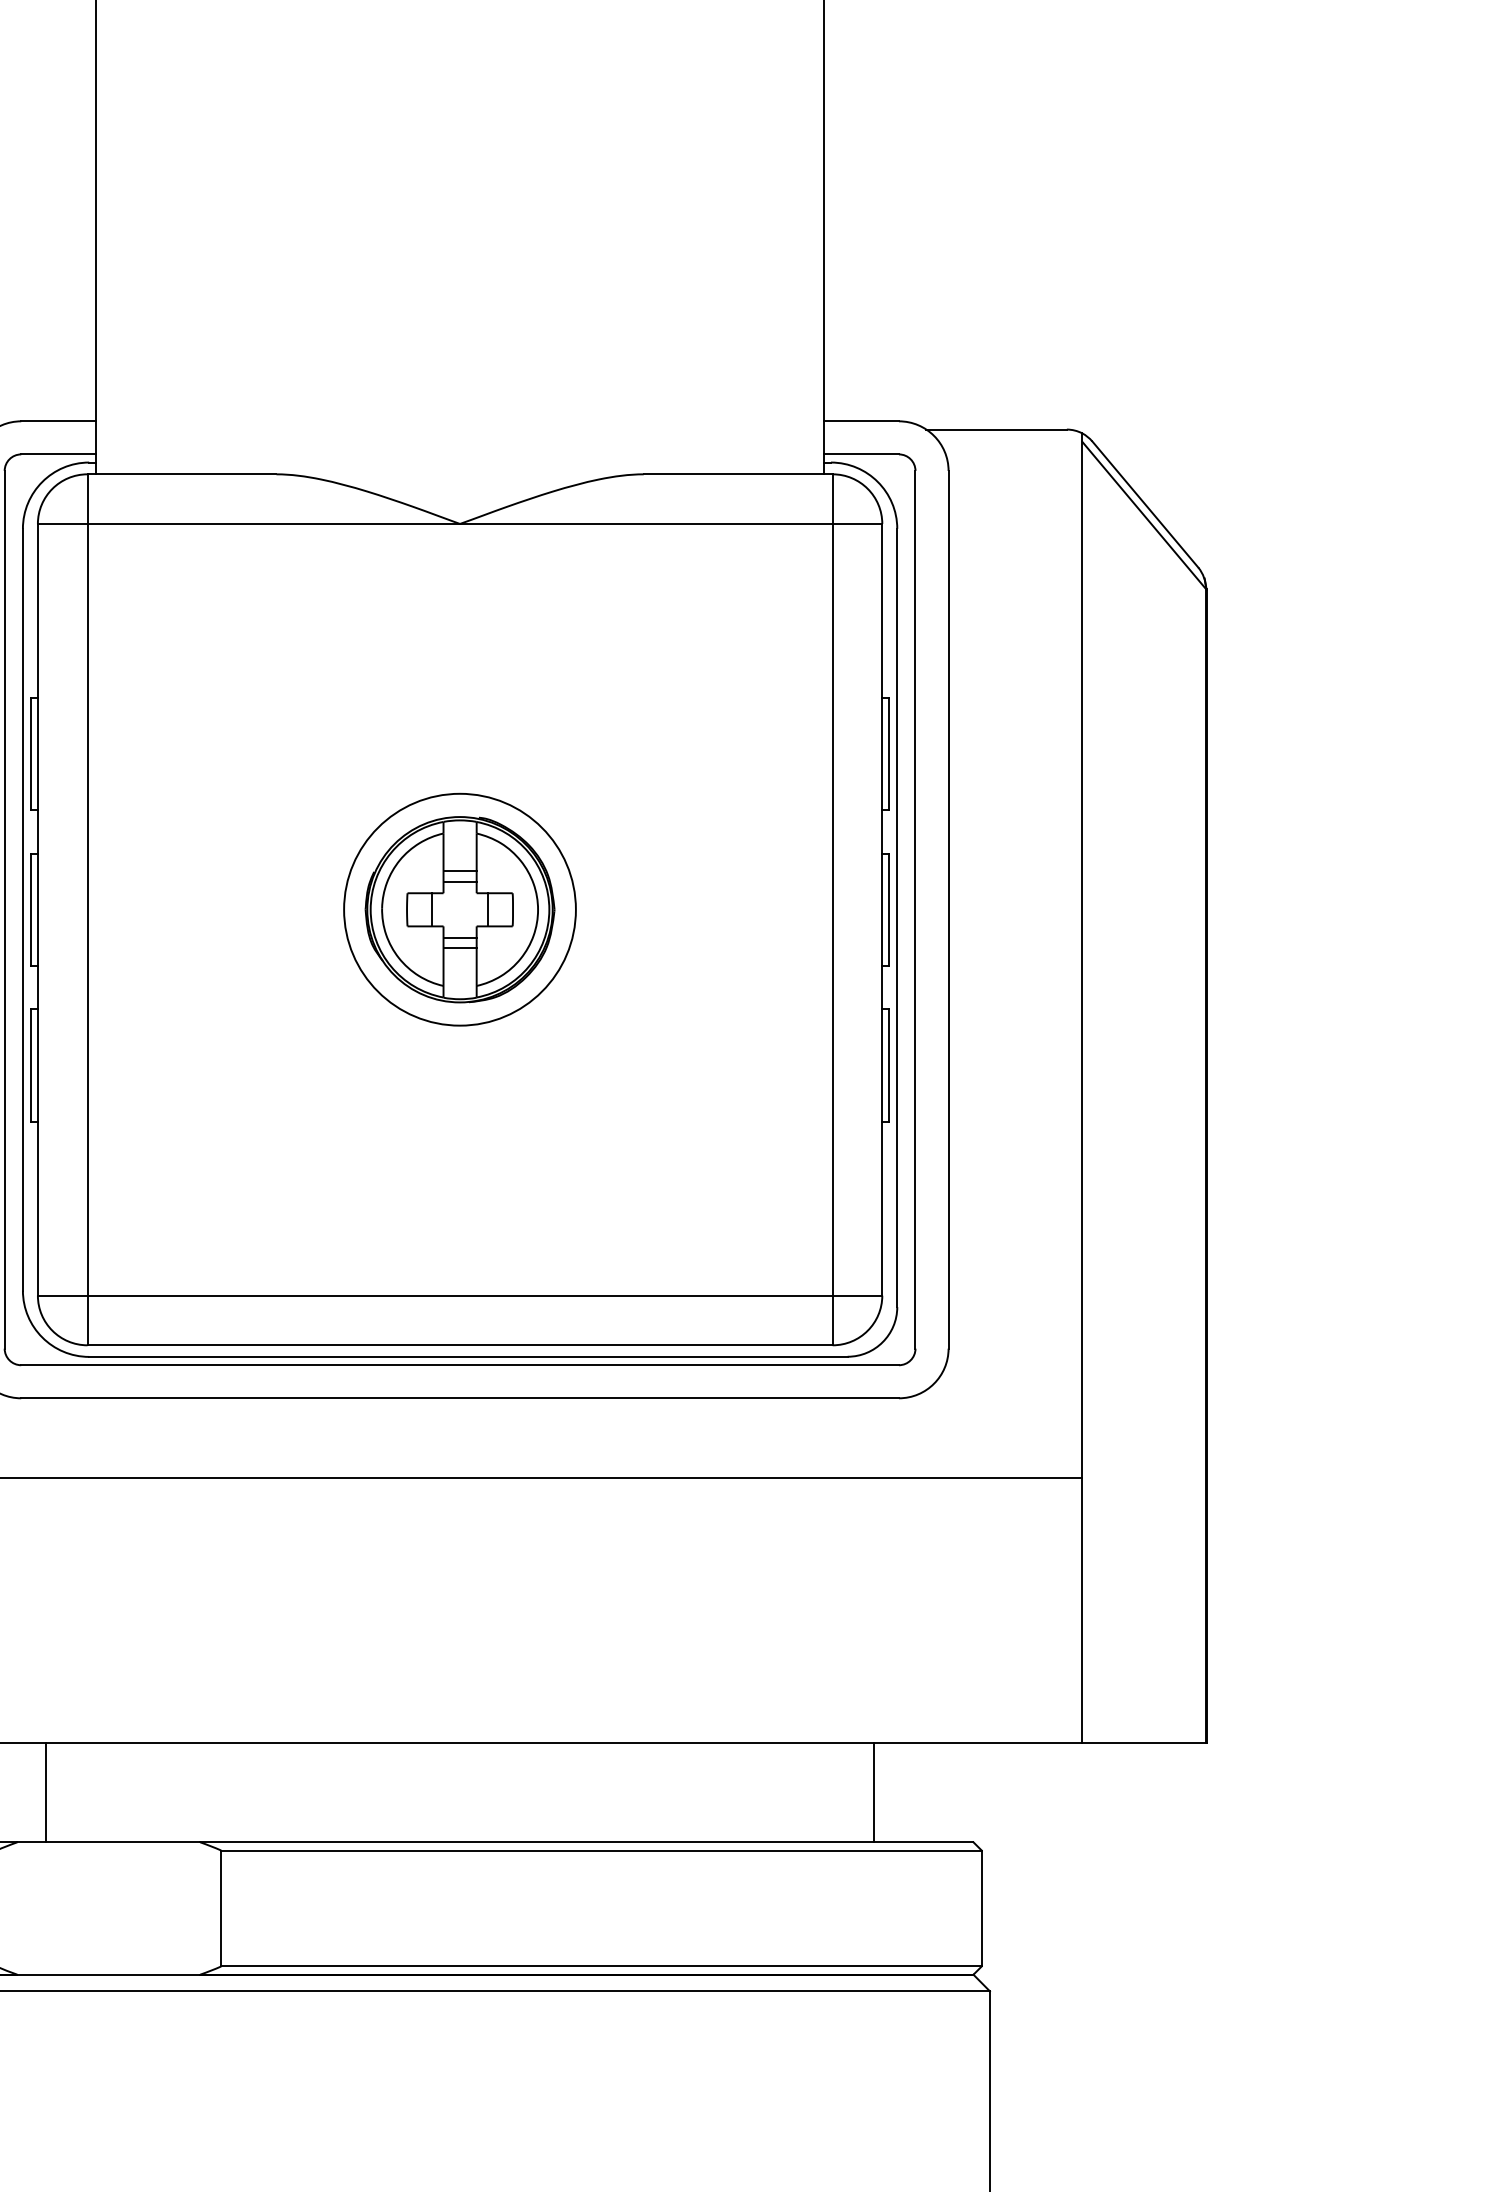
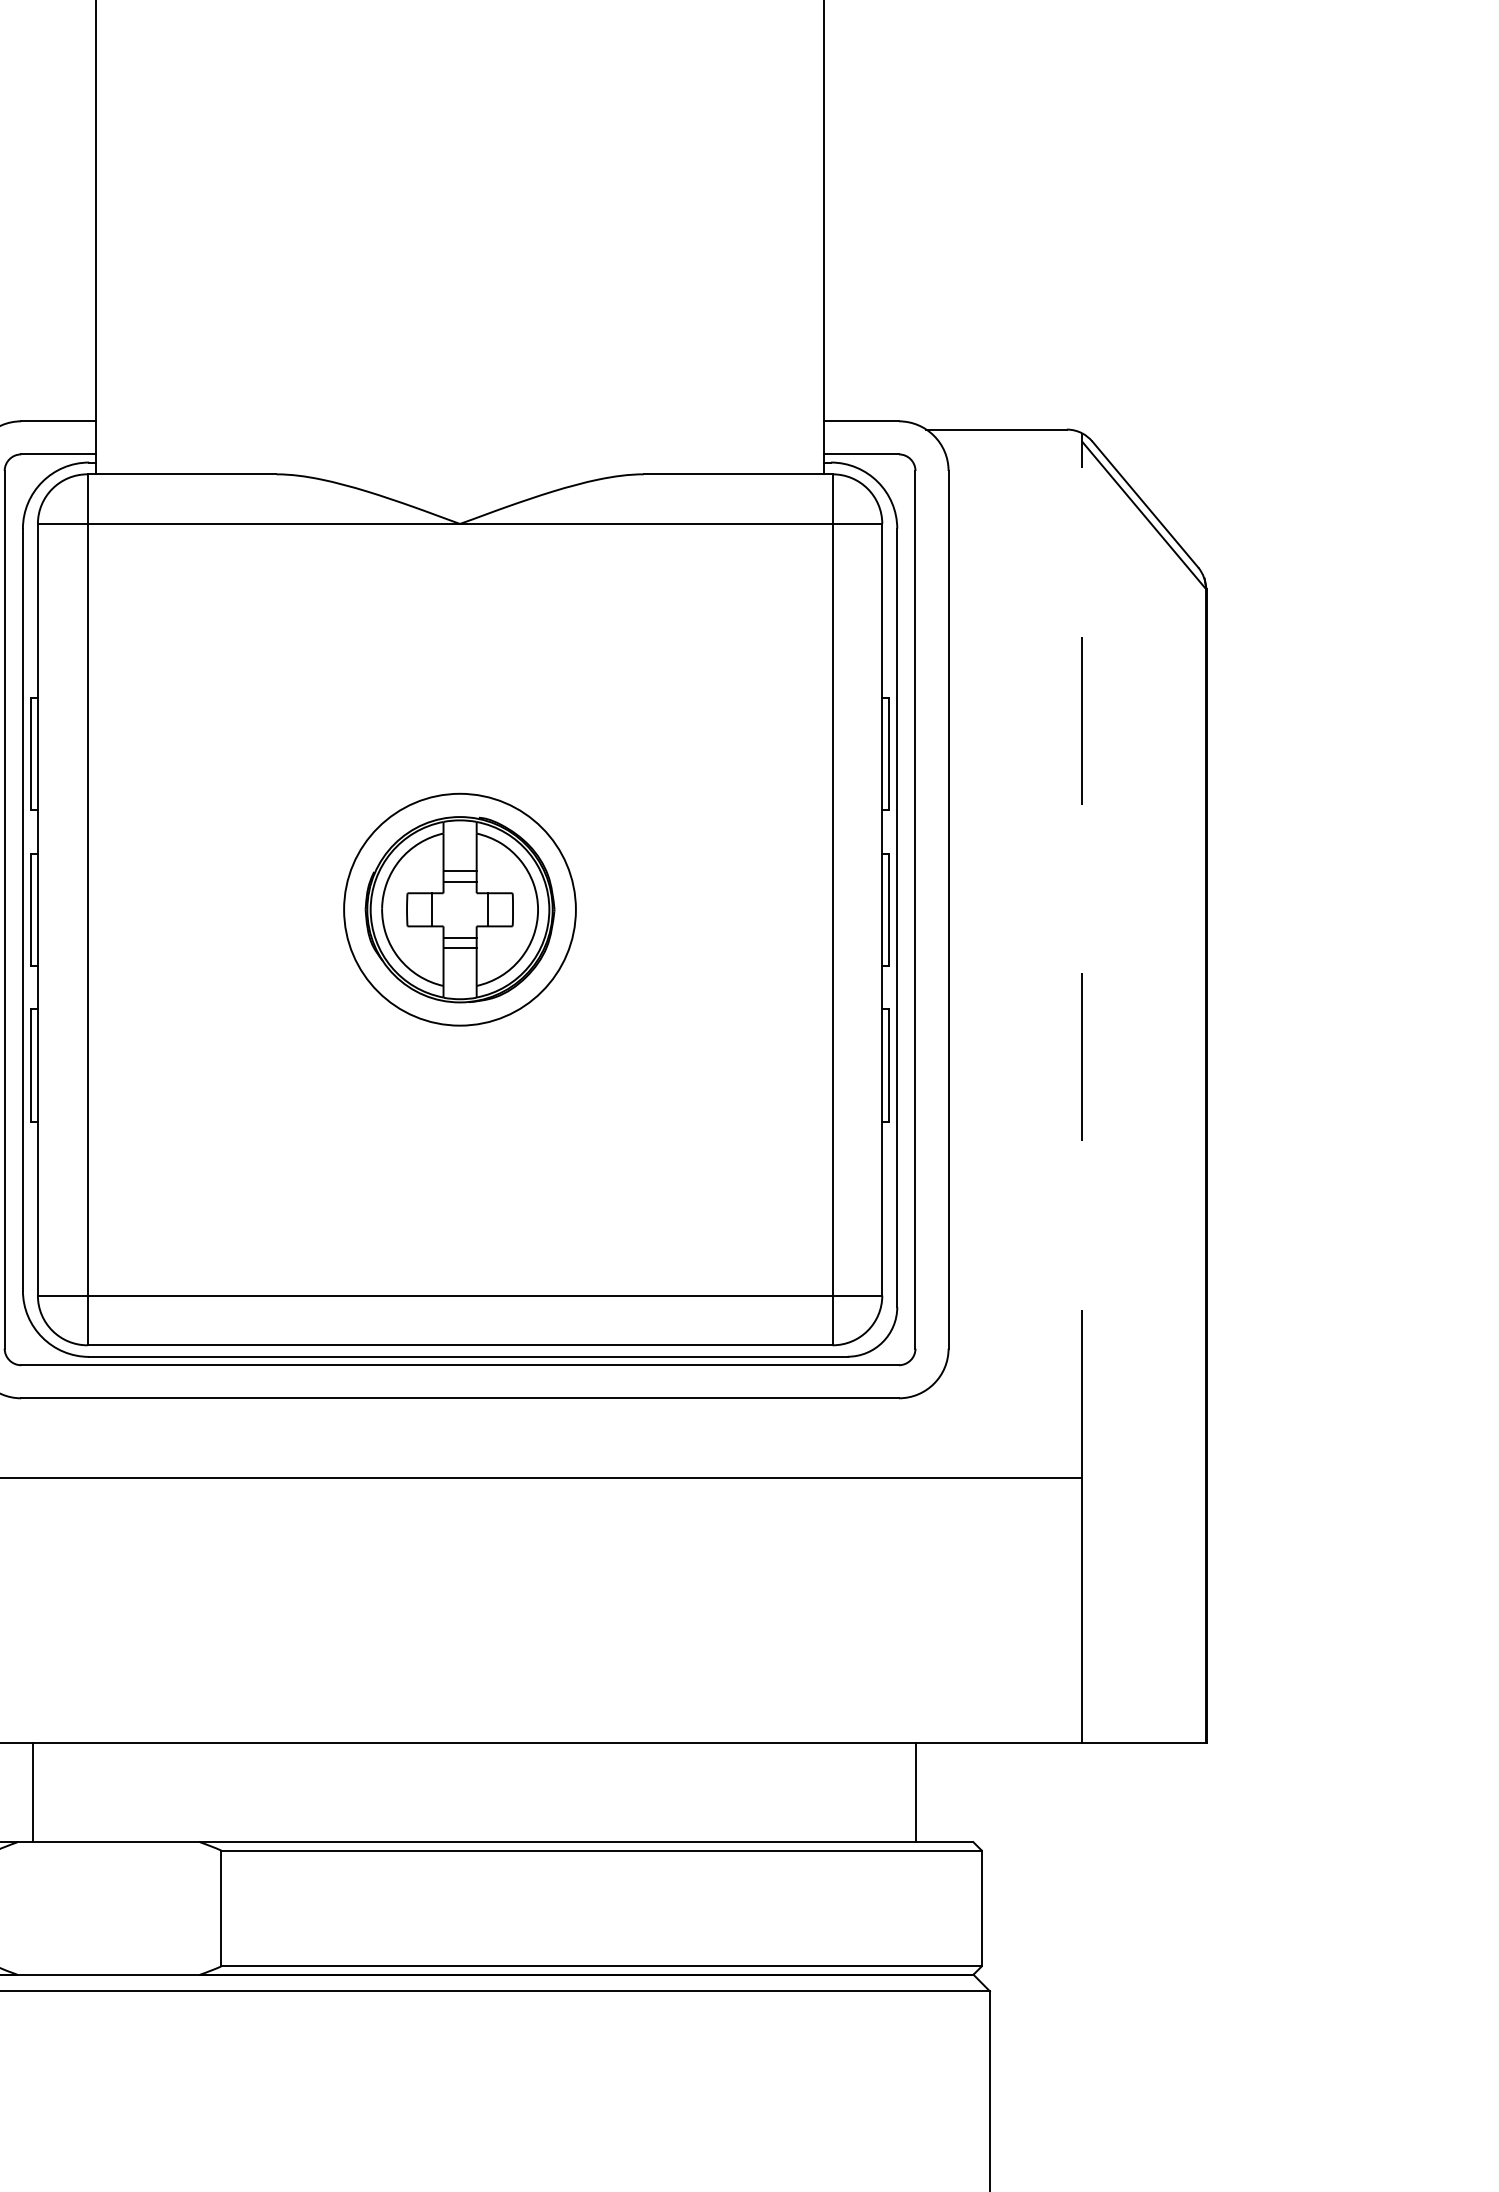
line: solid -> dashed (1082, 955)
line position: (46, 1792) -> (33, 1792) (33, 1792)
line position: (874, 1792) -> (916, 1792) (916, 1792)
